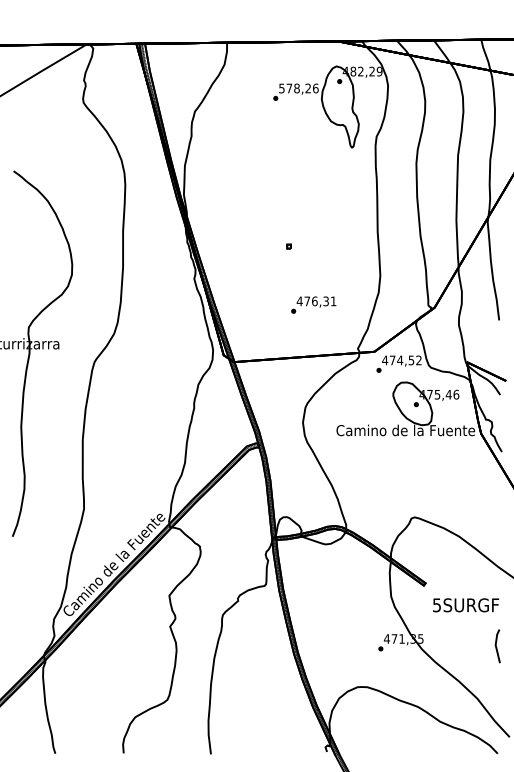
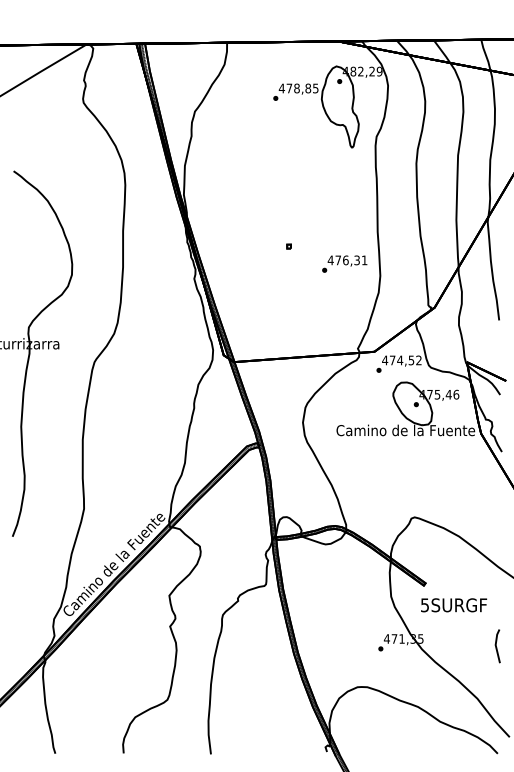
text: 578,26 -> 478,85 (298, 88)
text position: (313, 304) -> (344, 263) (344, 263)
text position: (466, 605) -> (454, 605) (454, 605)
